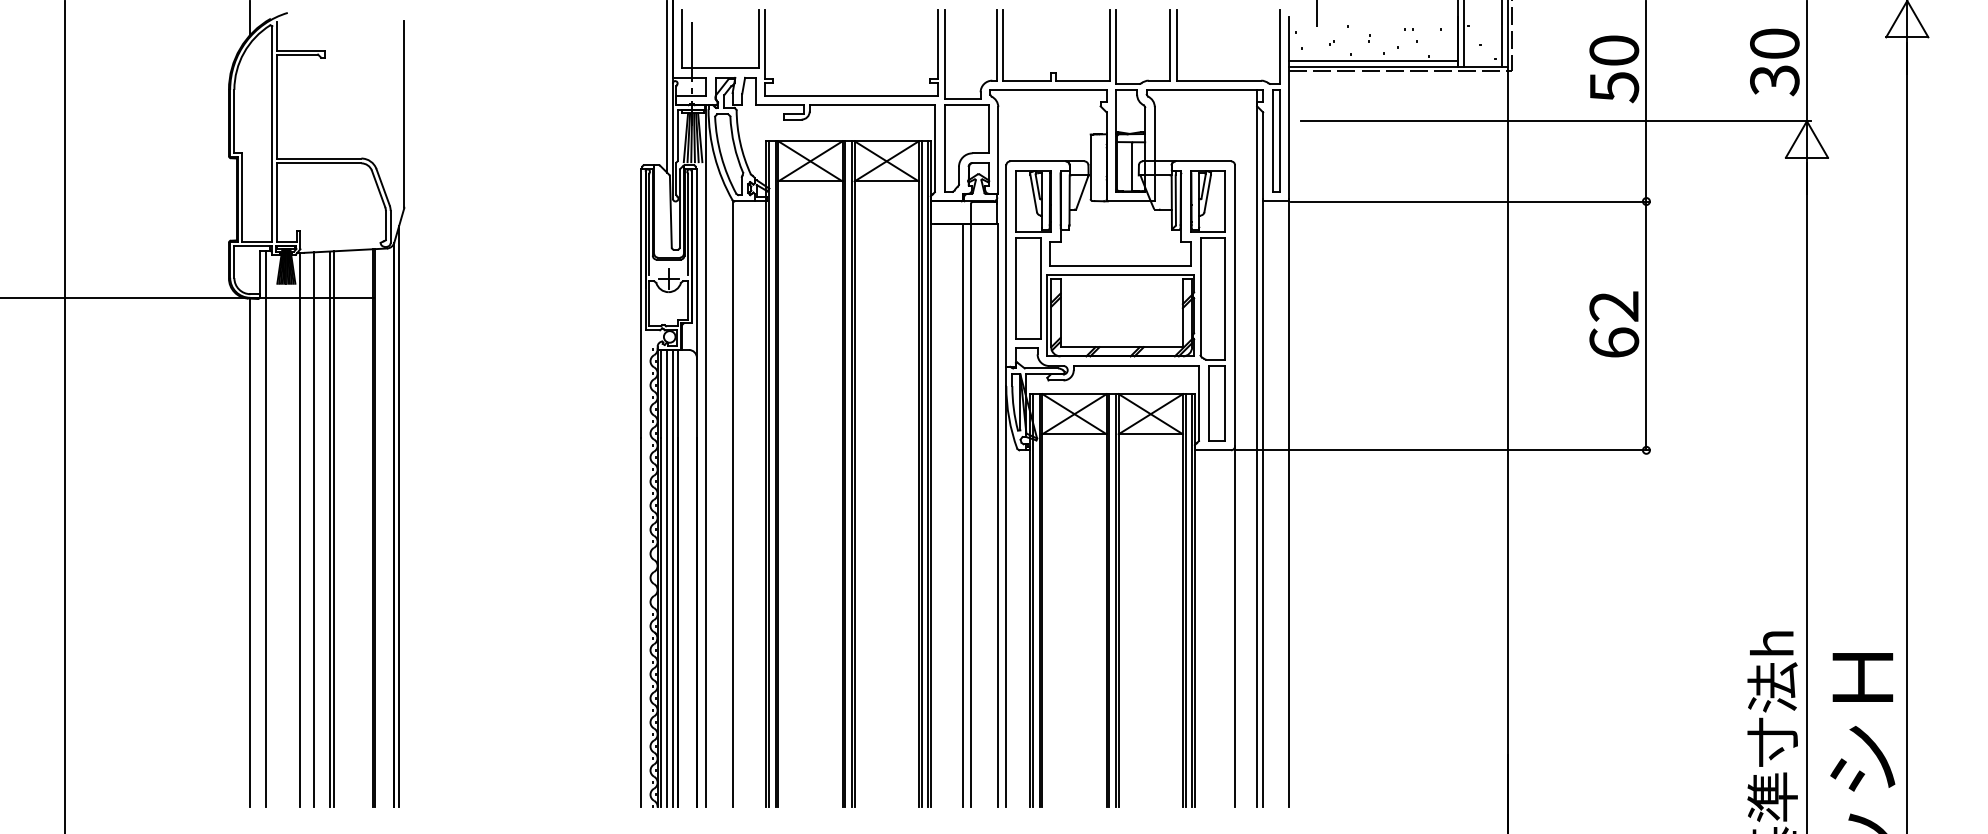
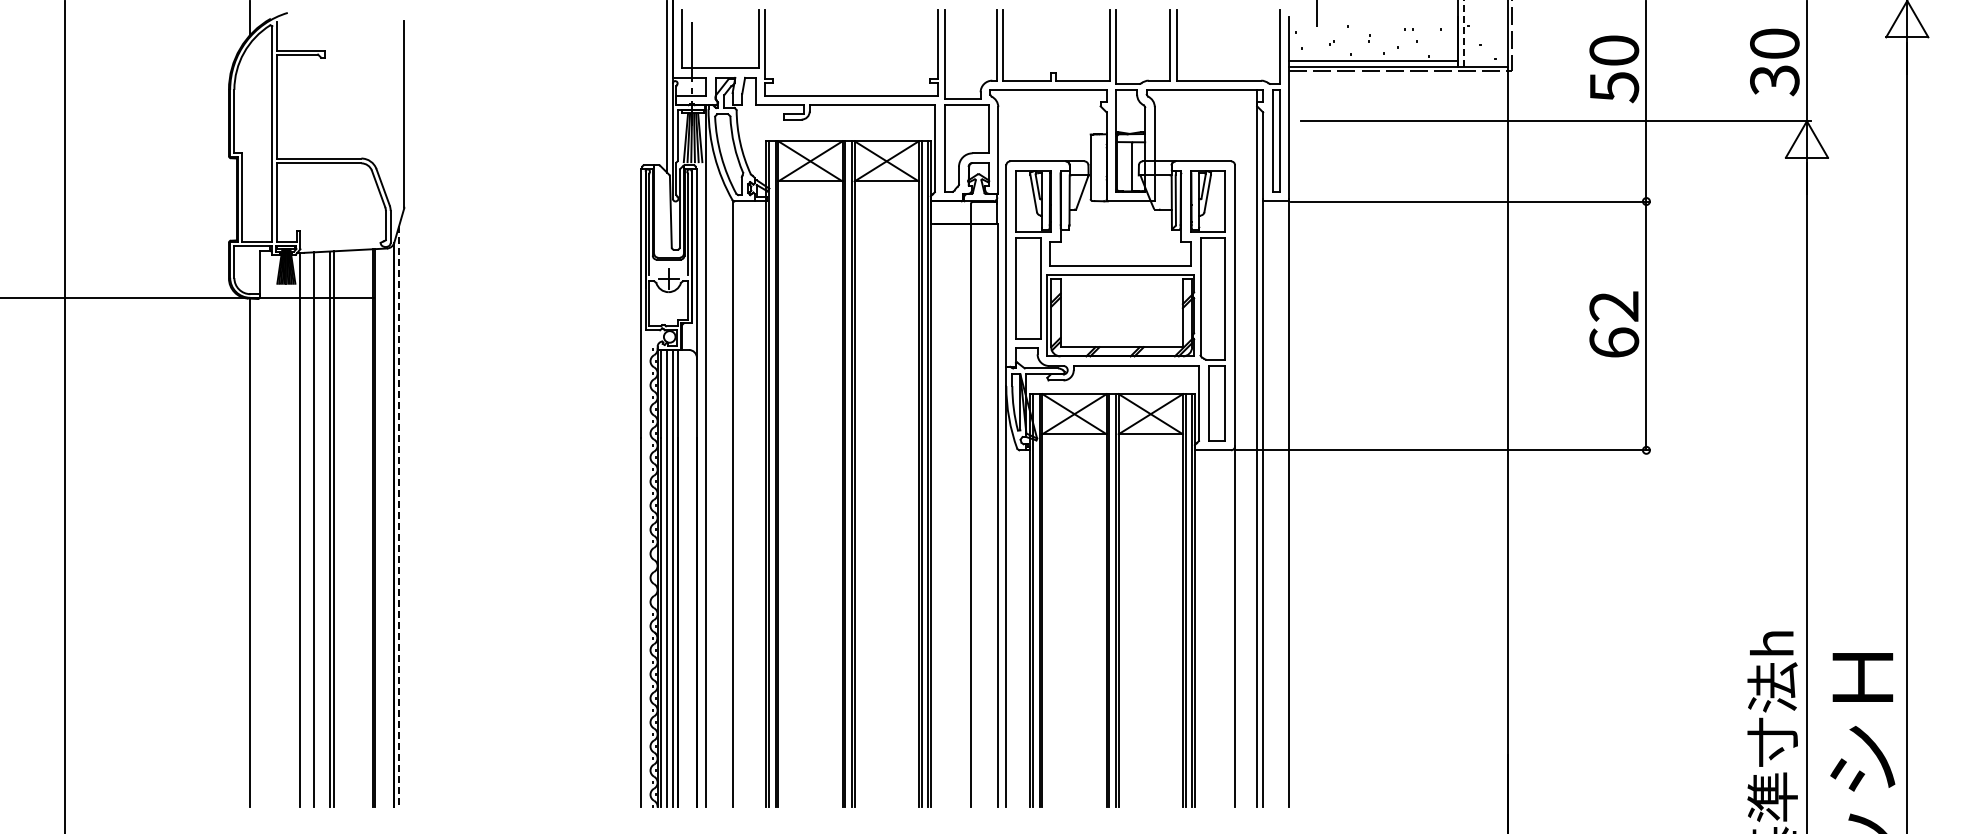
line: solid -> dashed (1463, 33)
line: present -> none (1501, 34)
line: present -> none (962, 515)
line: solid -> dashed (399, 516)
line: present -> none (266, 528)
